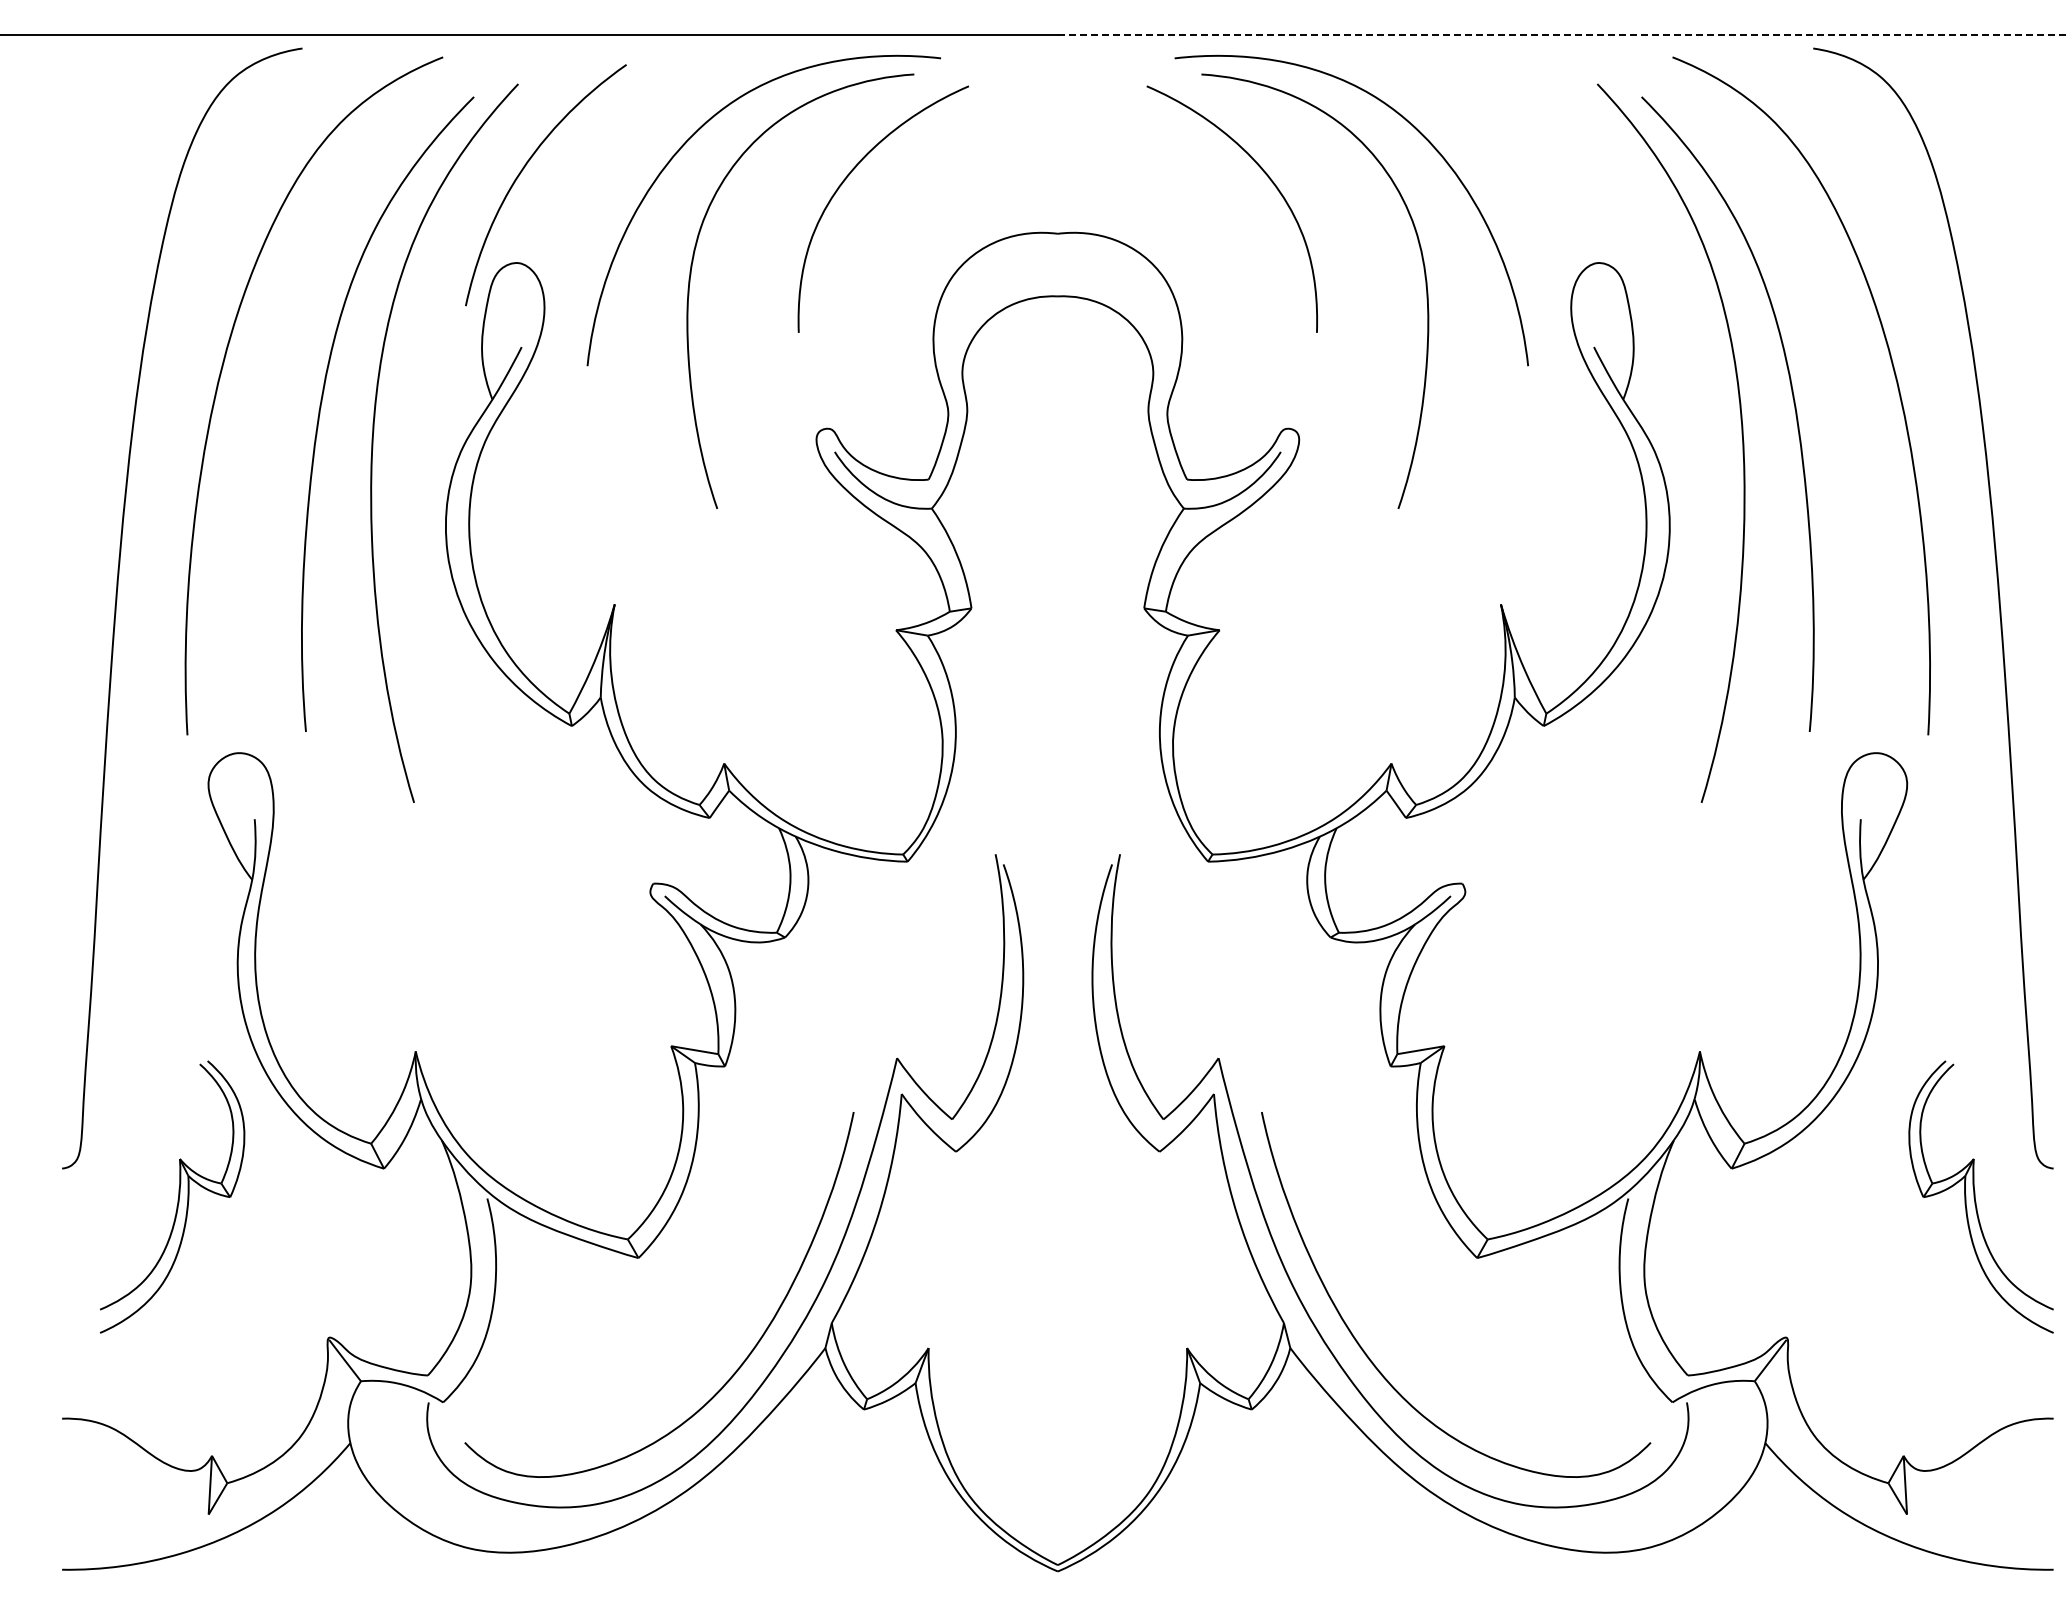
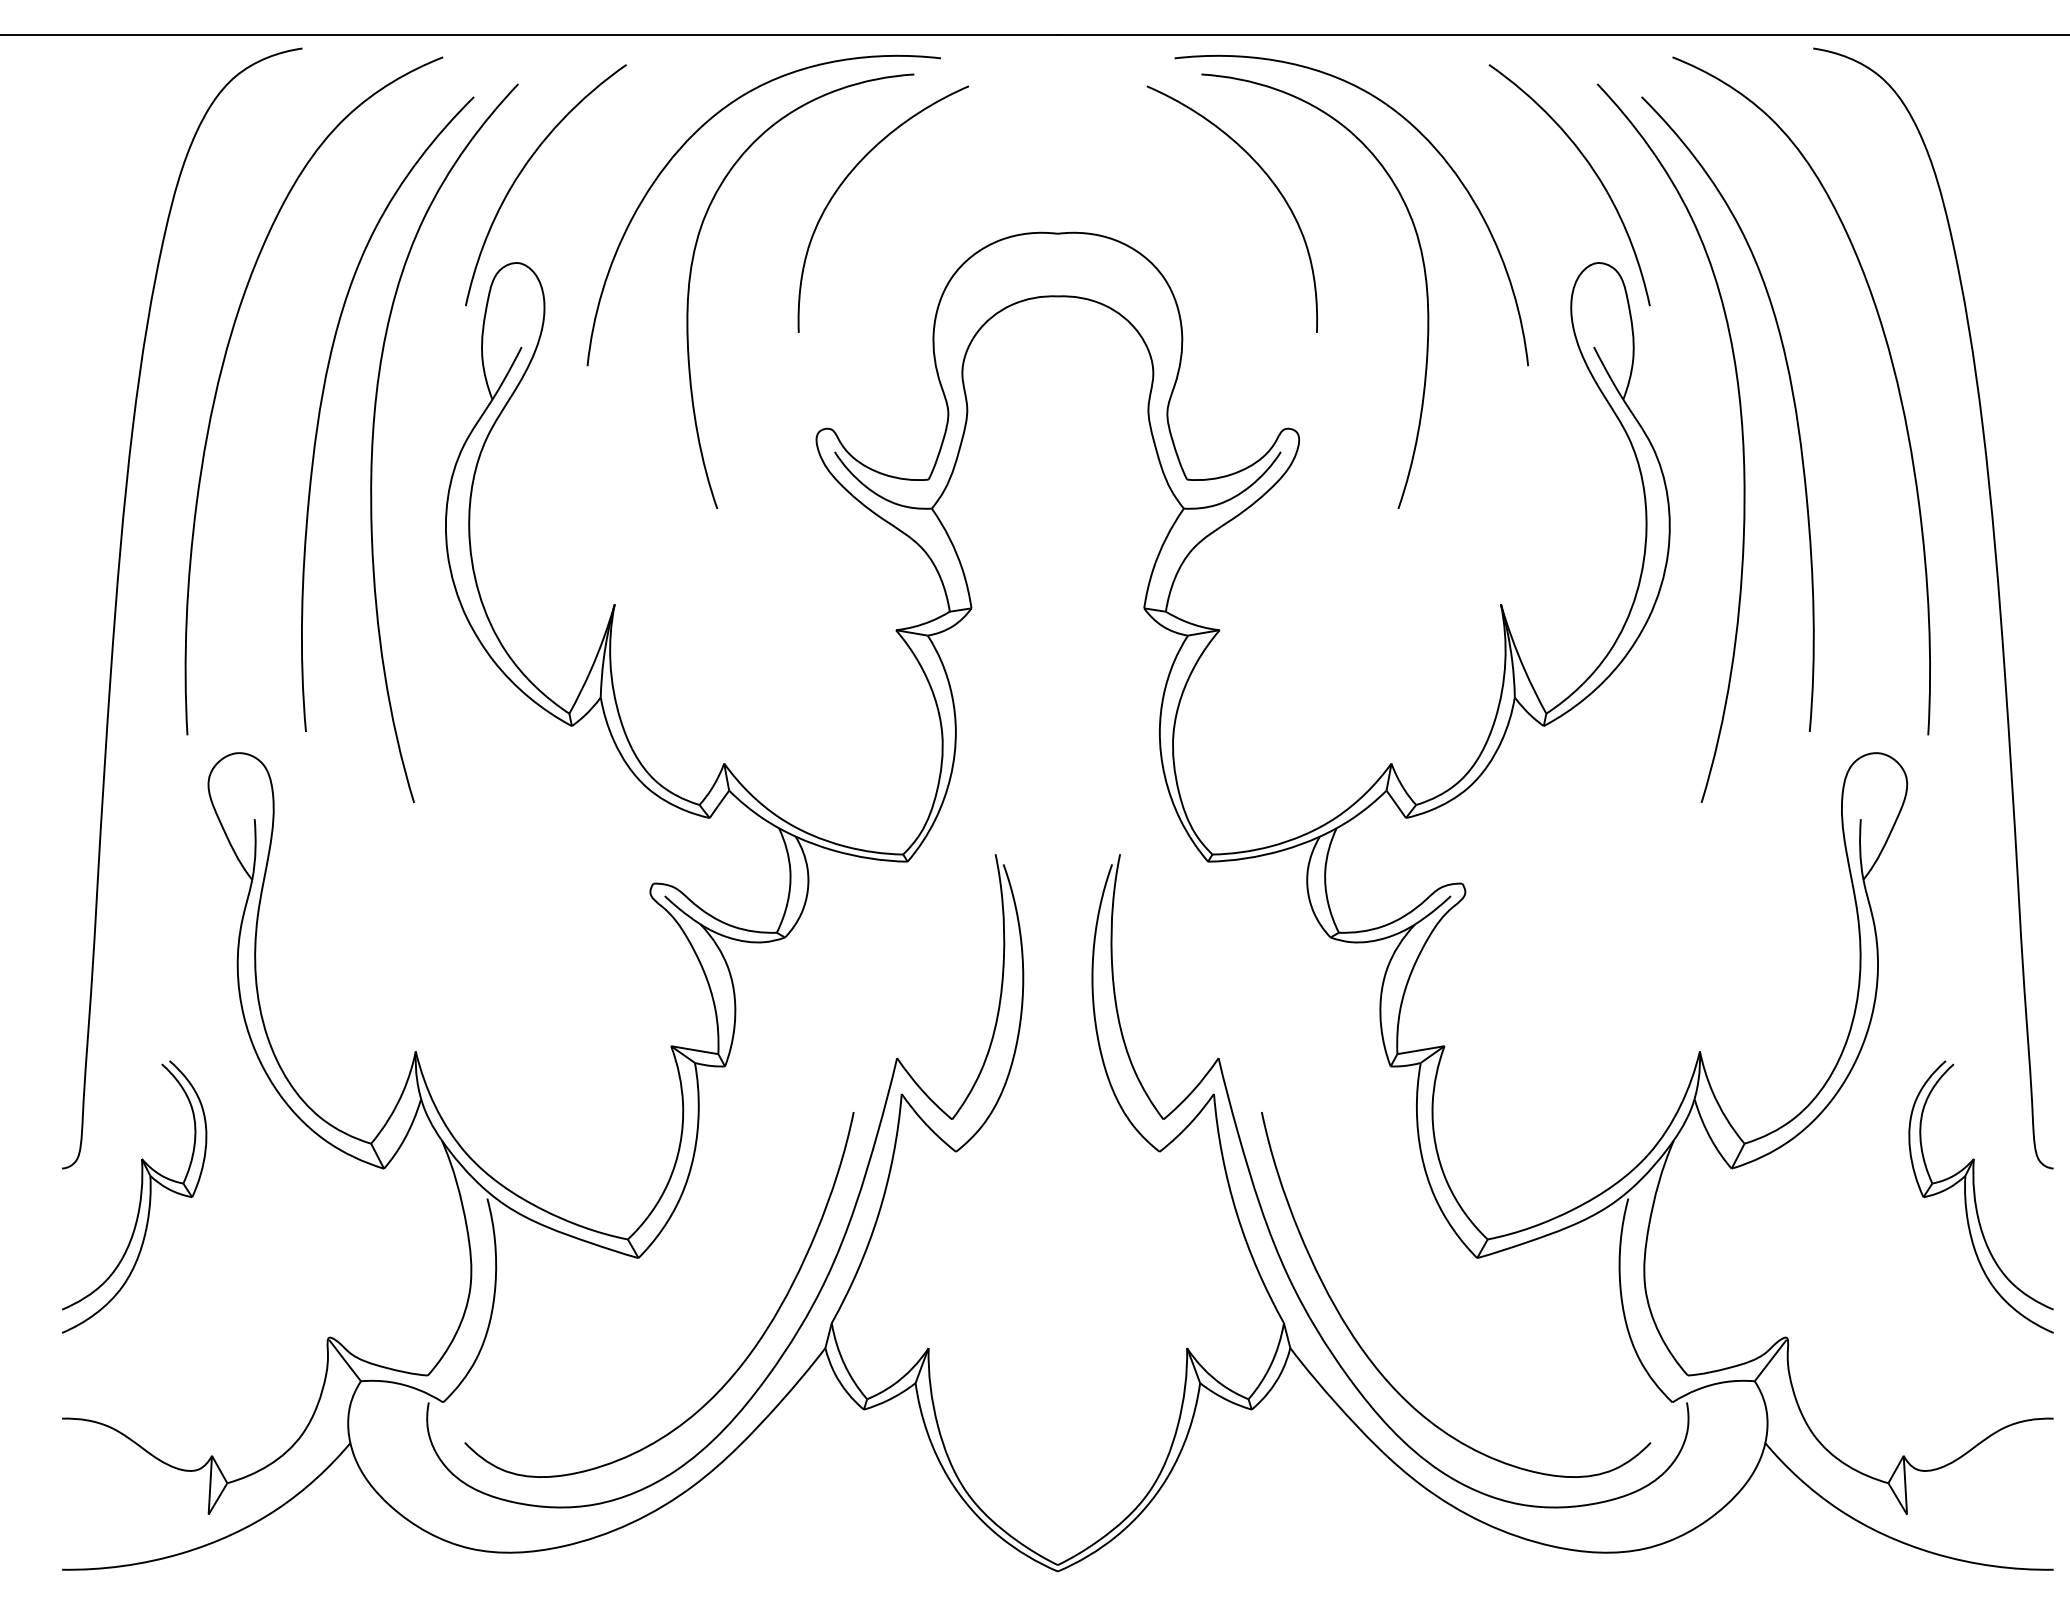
line: dashed -> solid (1563, 35)
curve: none -> present (1592, 170)
part position: (172, 1196) -> (134, 1196) (134, 1196)
